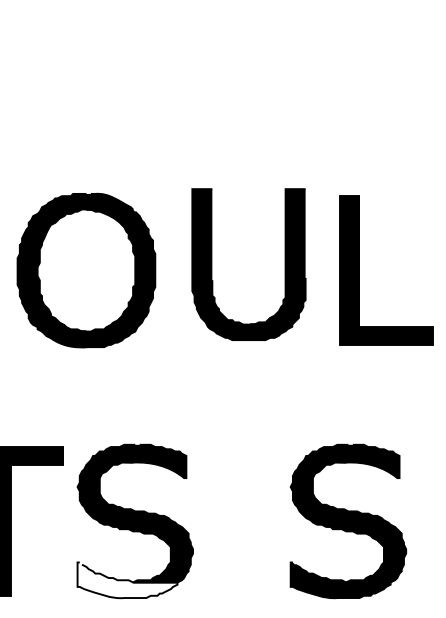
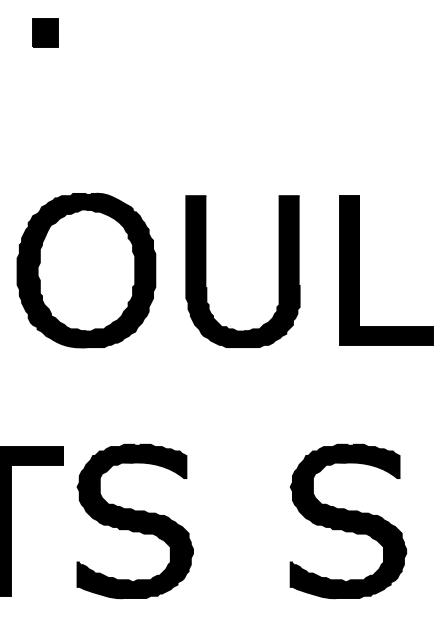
part: none -> present (45, 32)
part position: (212, 264) -> (206, 271) (206, 271)
fill: none -> present (127, 580)
